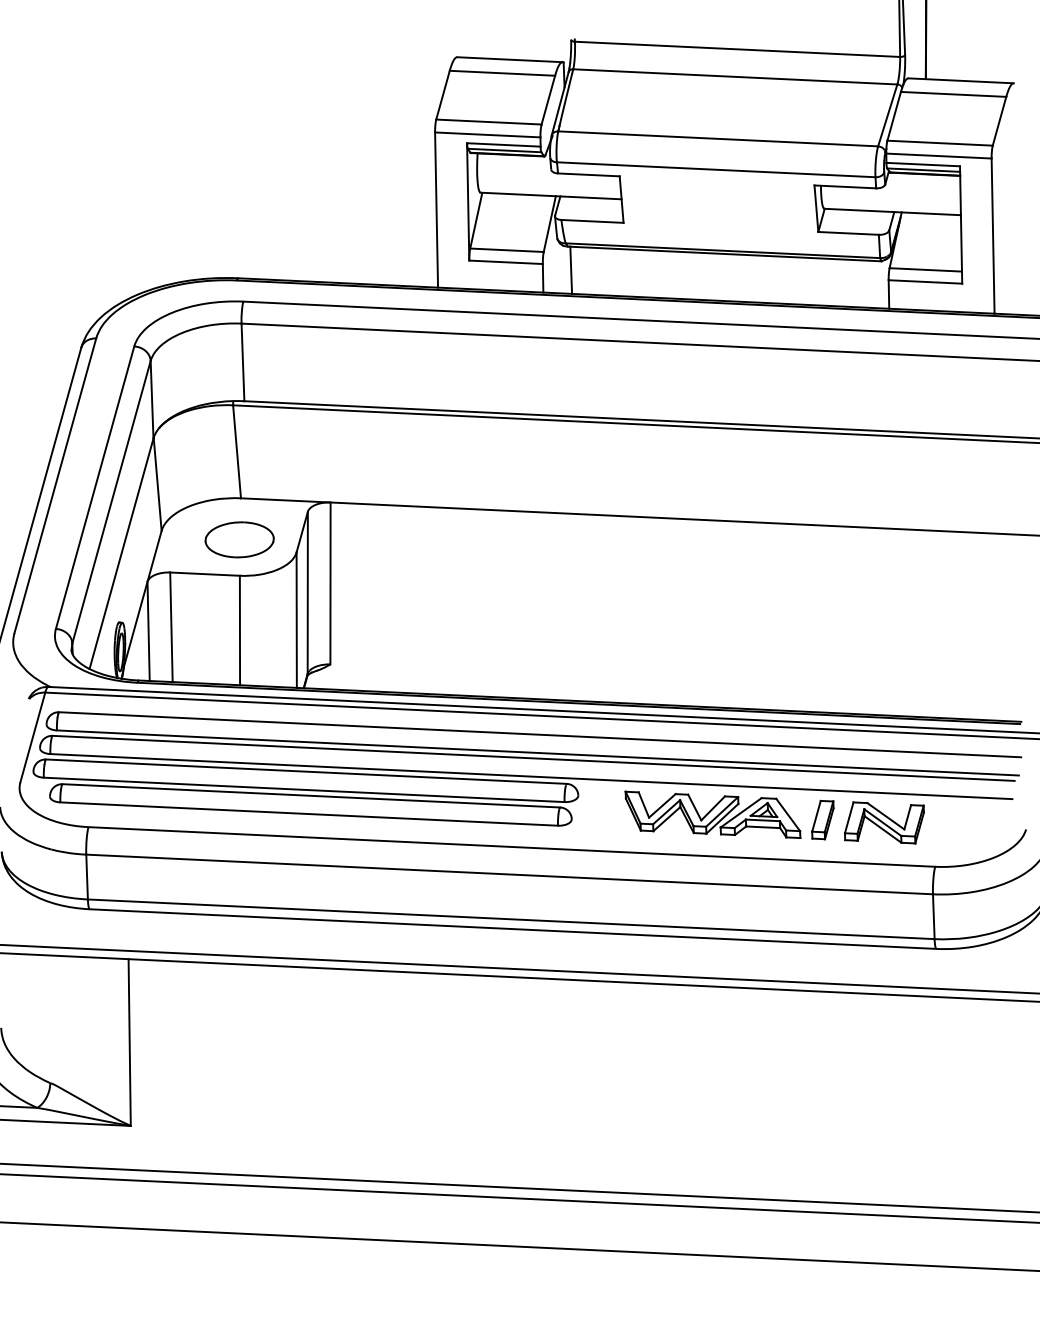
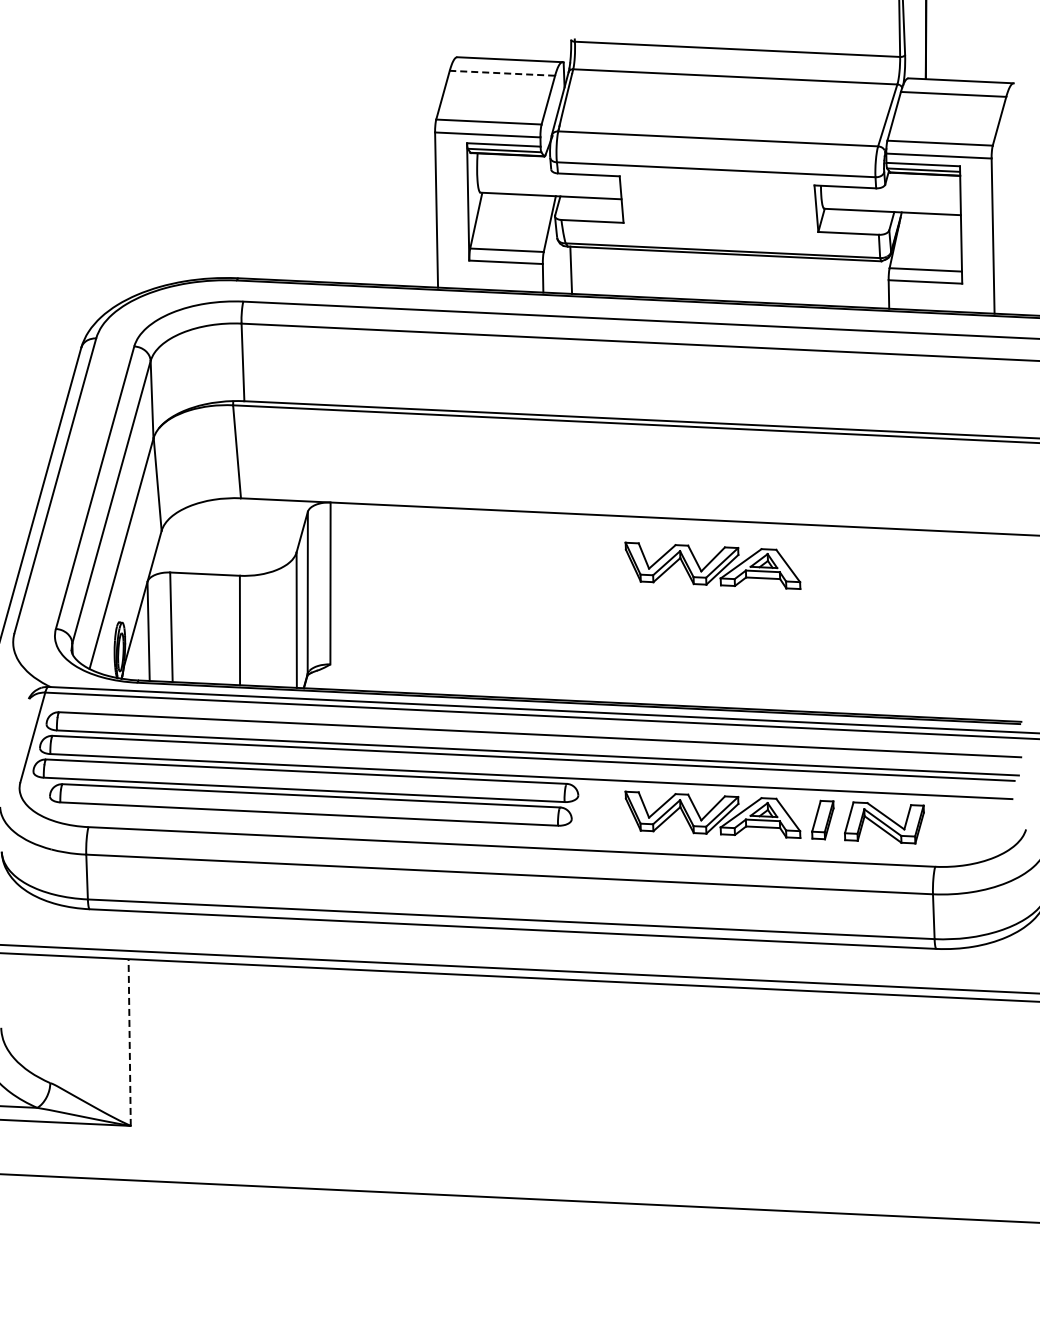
line: solid -> dashed (502, 73)
part: present -> none (239, 539)
part: none -> present (712, 565)
line: solid -> dashed (129, 1042)
line: present -> none (519, 1187)
line: present -> none (519, 1246)
